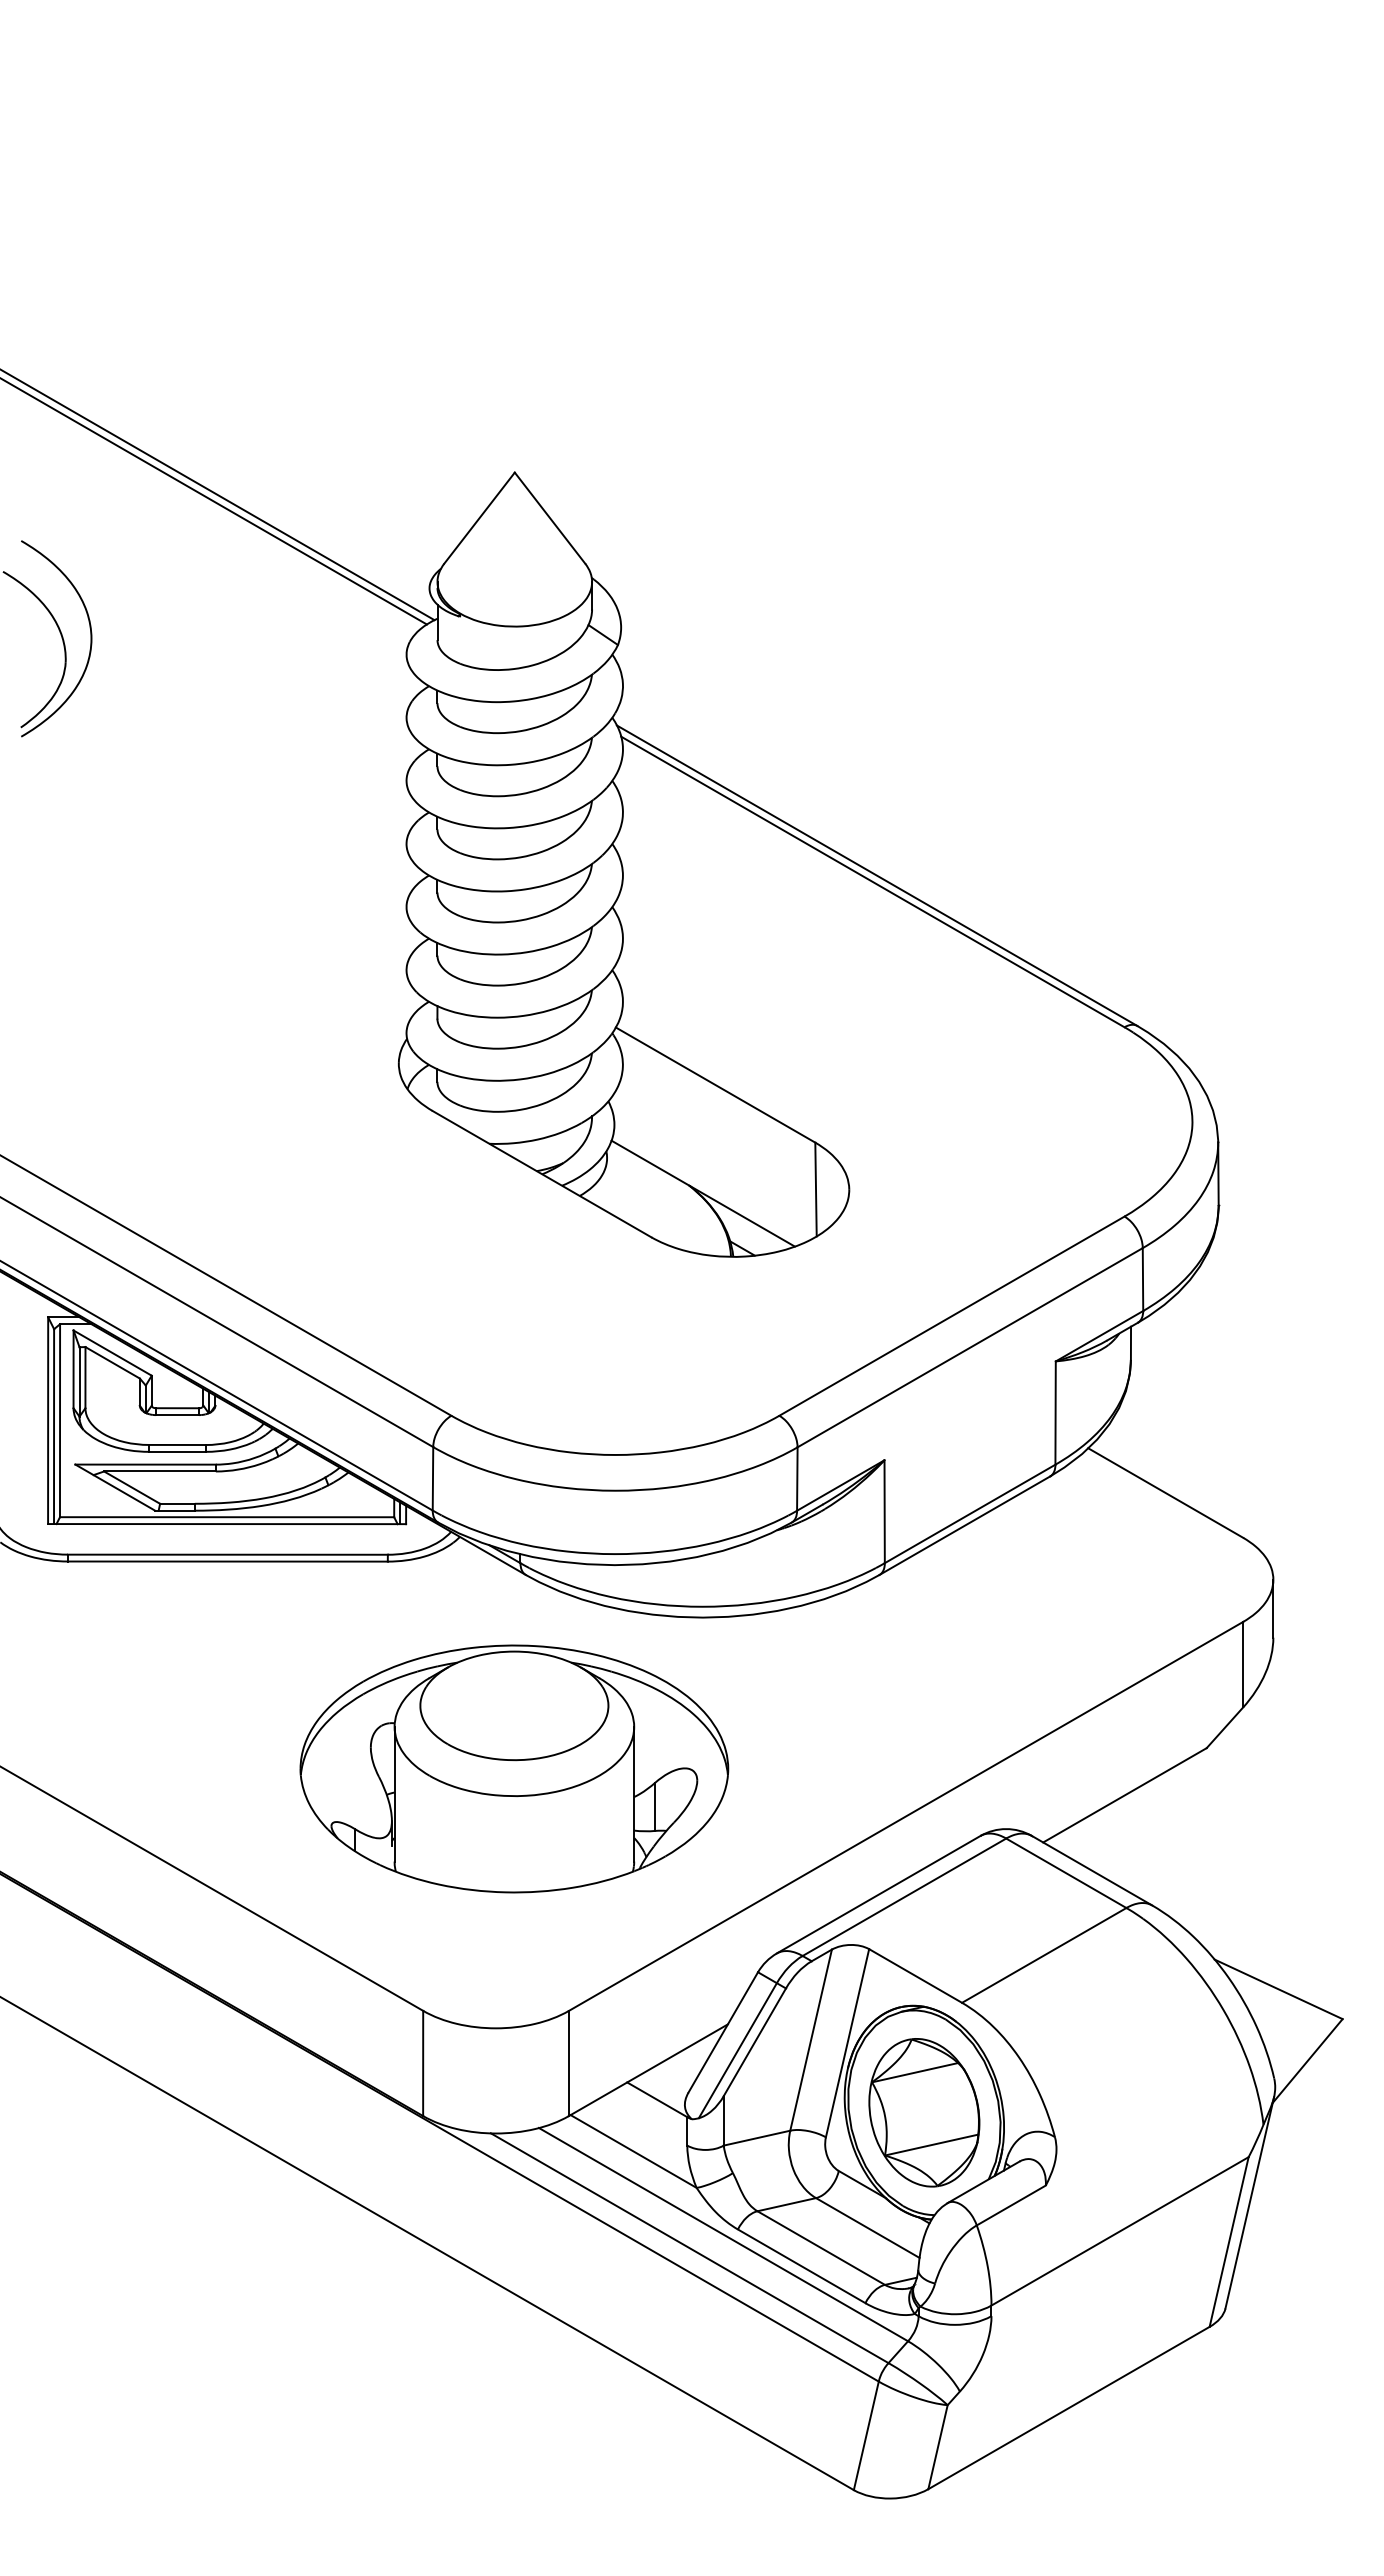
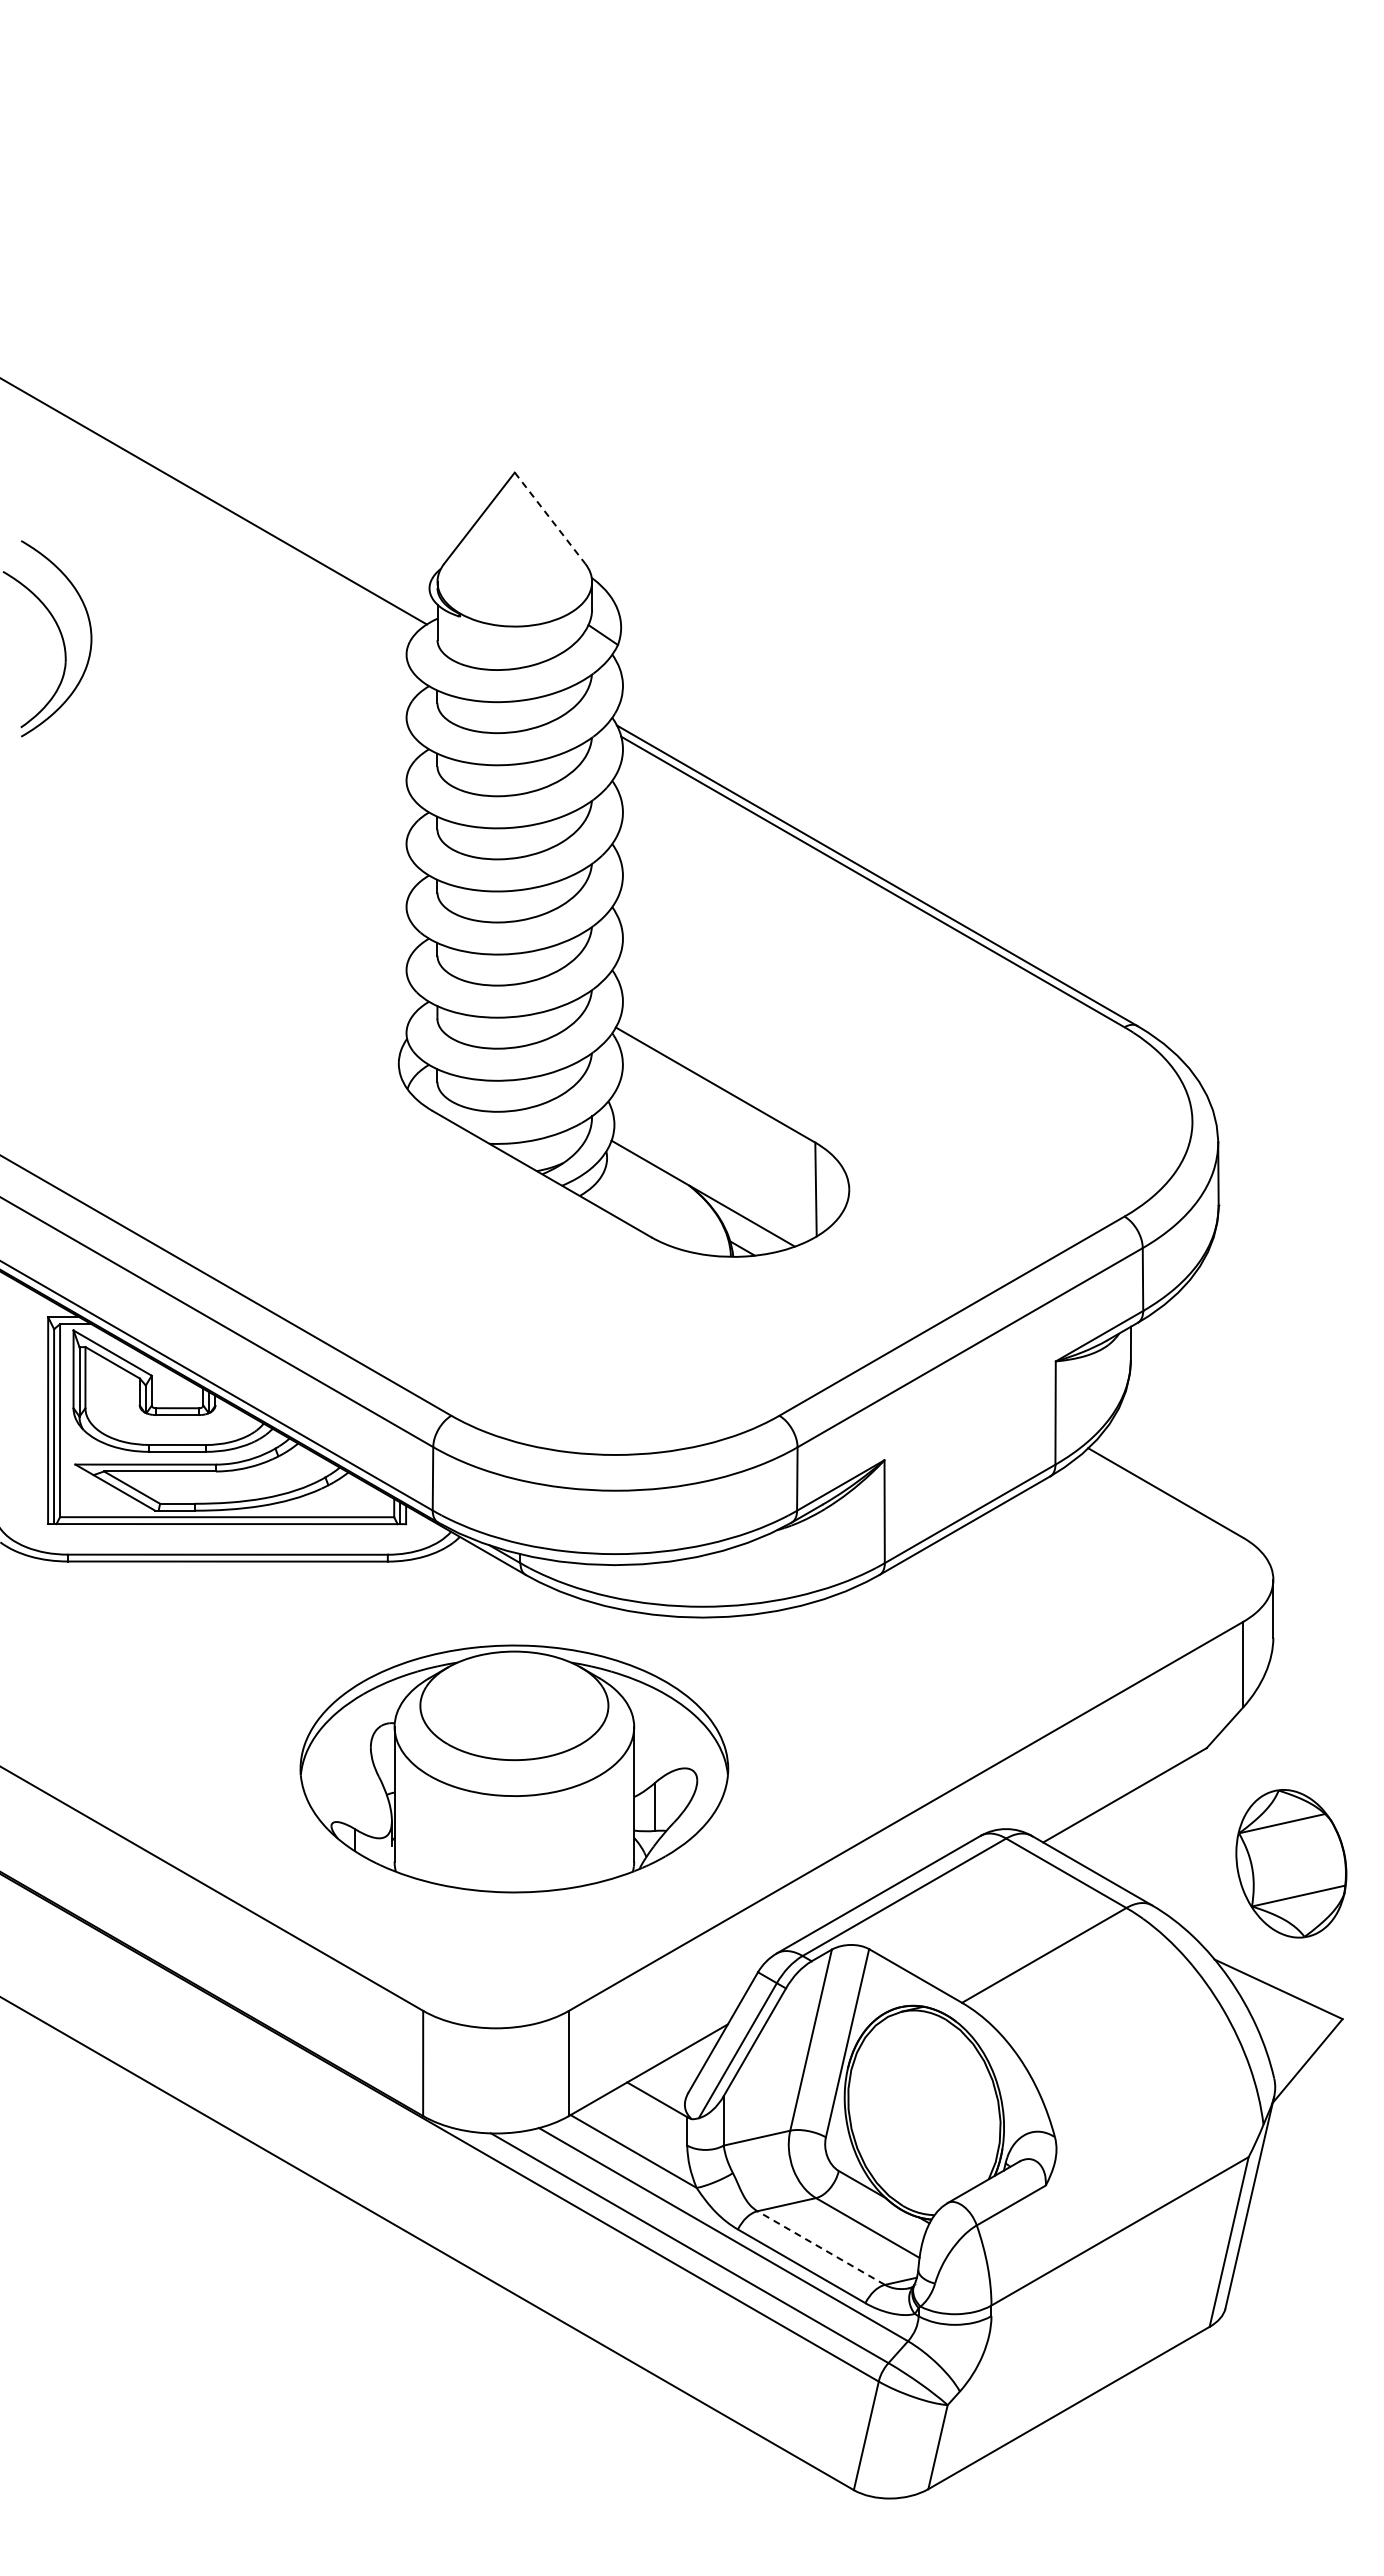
line: present -> none (218, 495)
line: solid -> dashed (550, 518)
part position: (924, 2112) -> (1291, 1863) (1291, 1863)
line: solid -> dashed (821, 2248)
